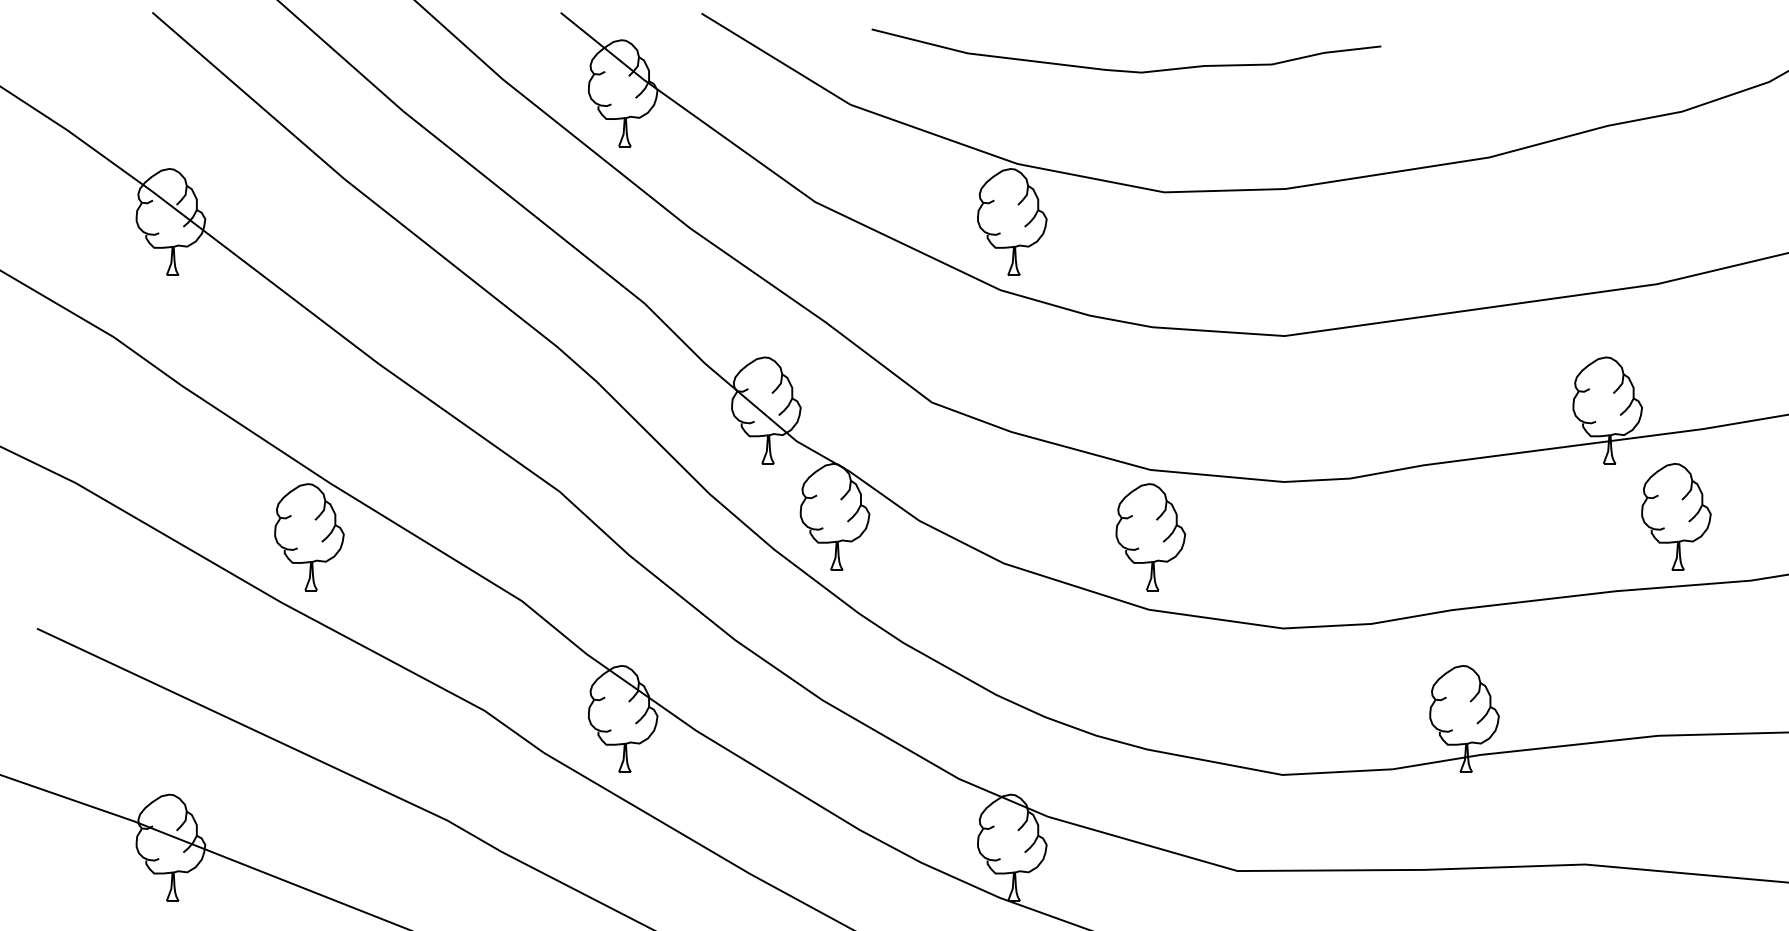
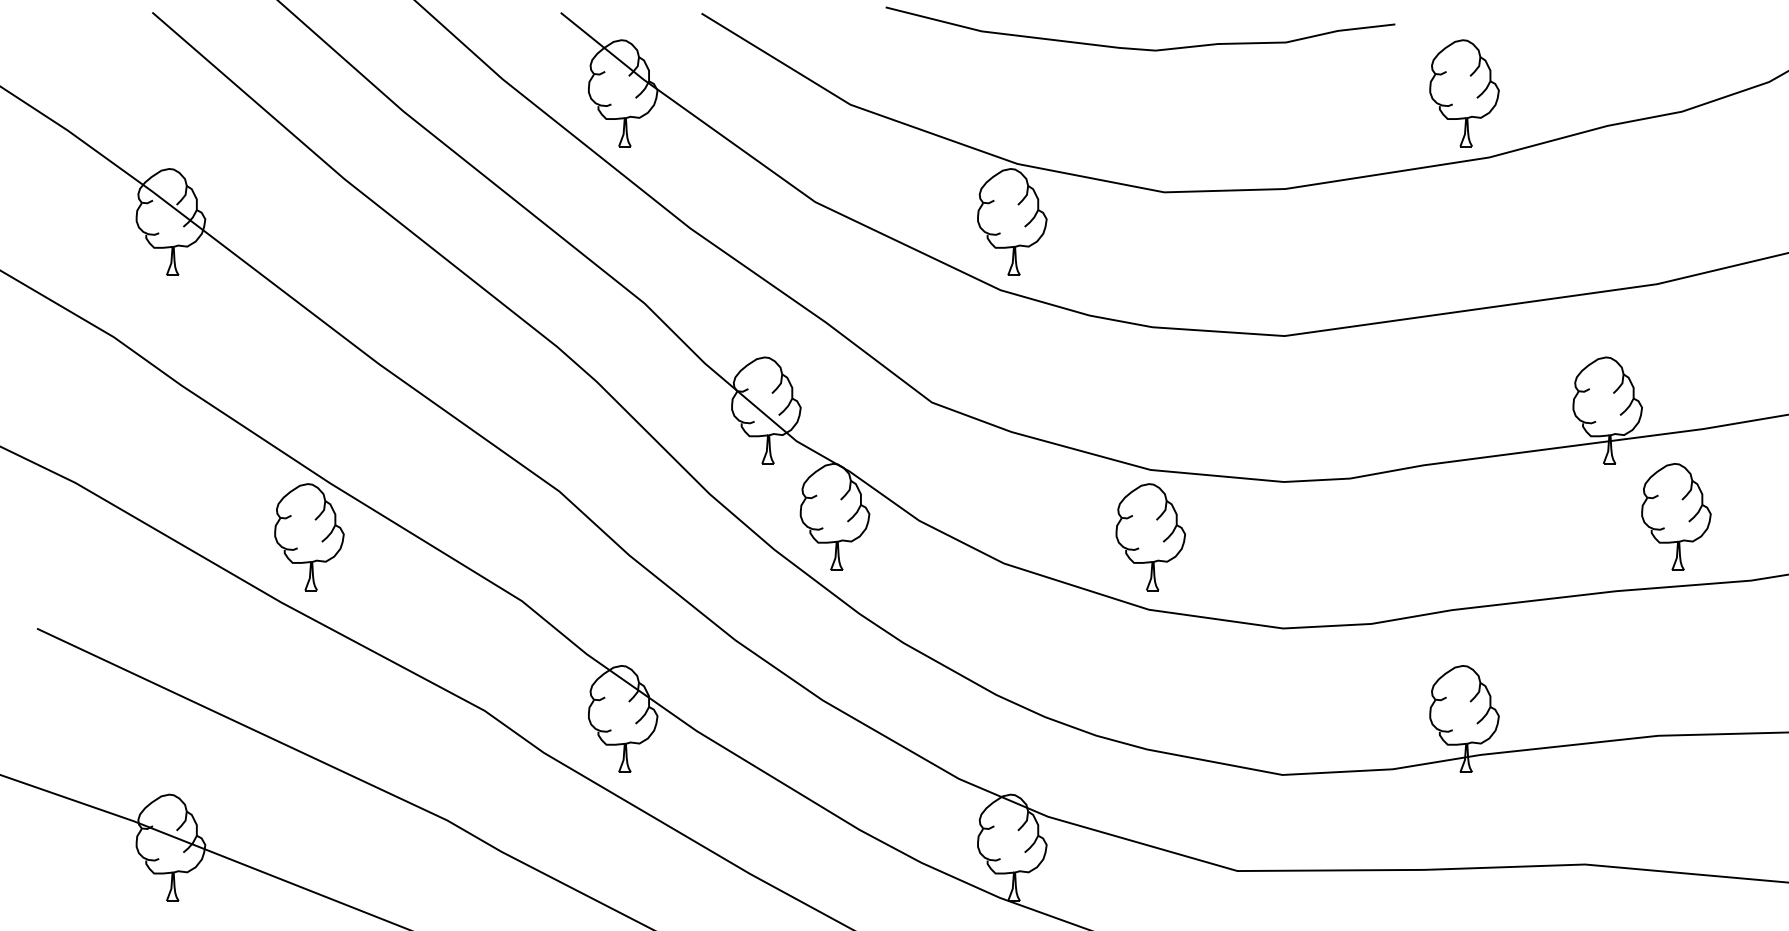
curve position: (1126, 70) -> (1140, 48) (1140, 48)
part: none -> present (1464, 93)
